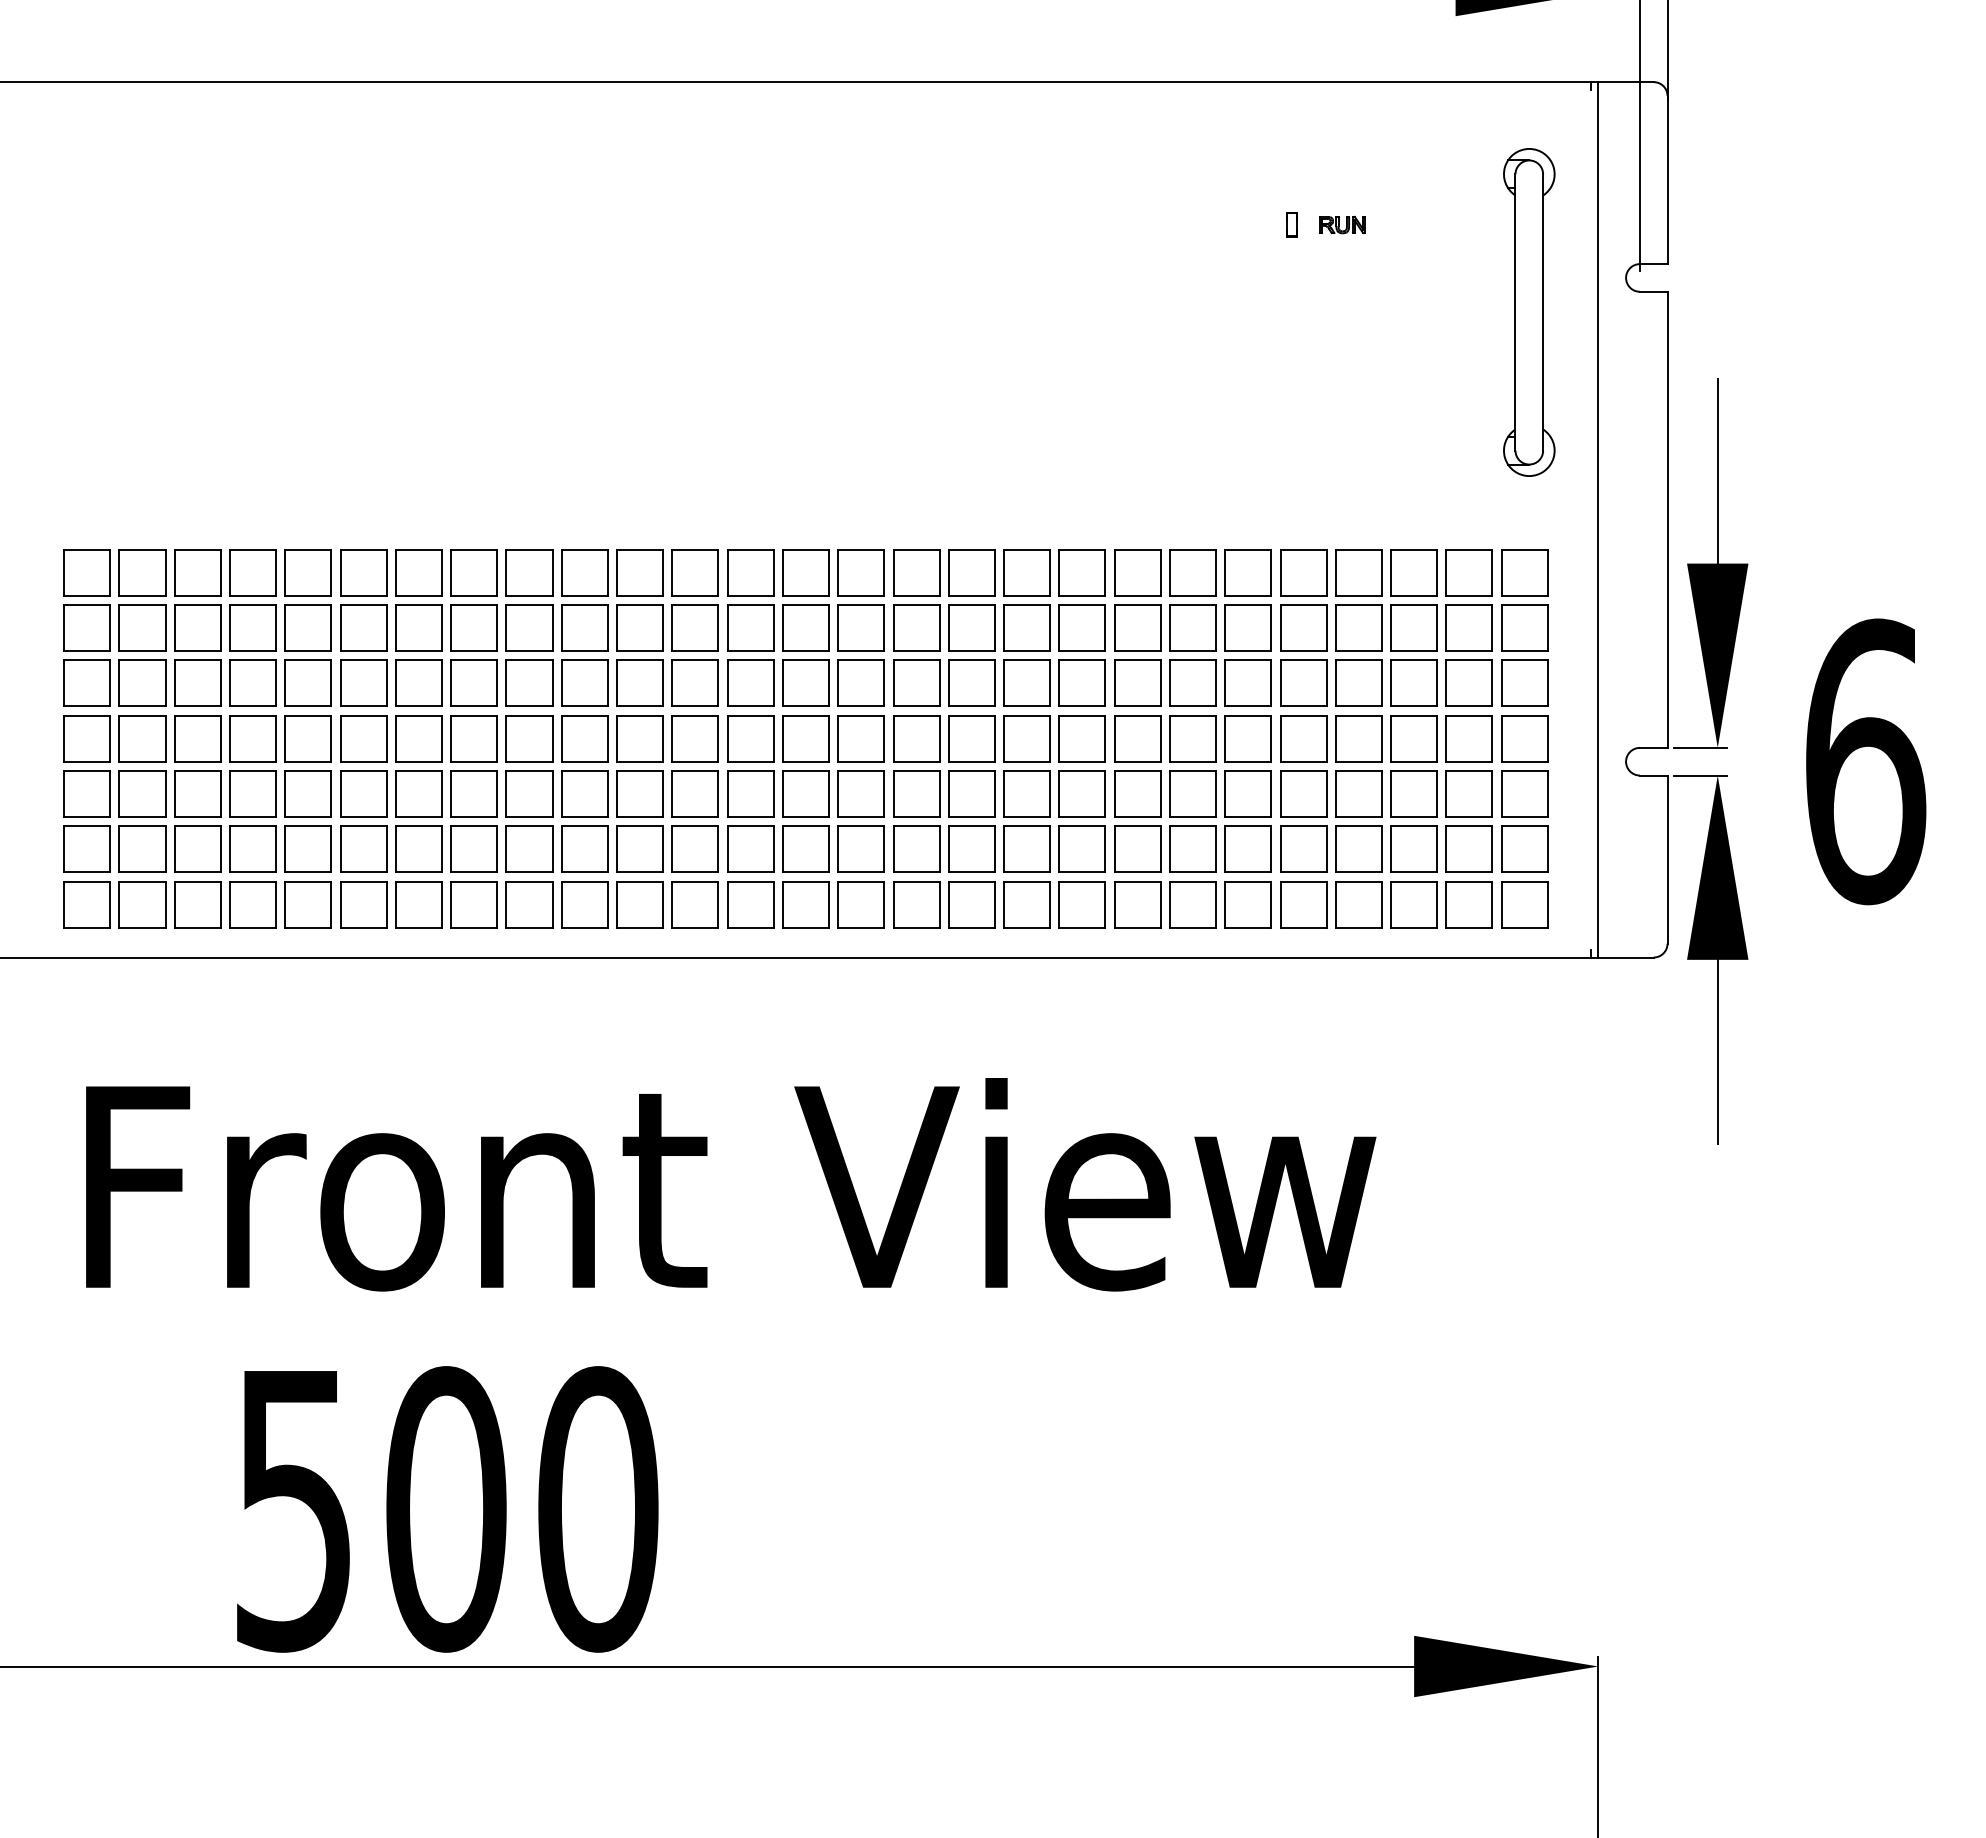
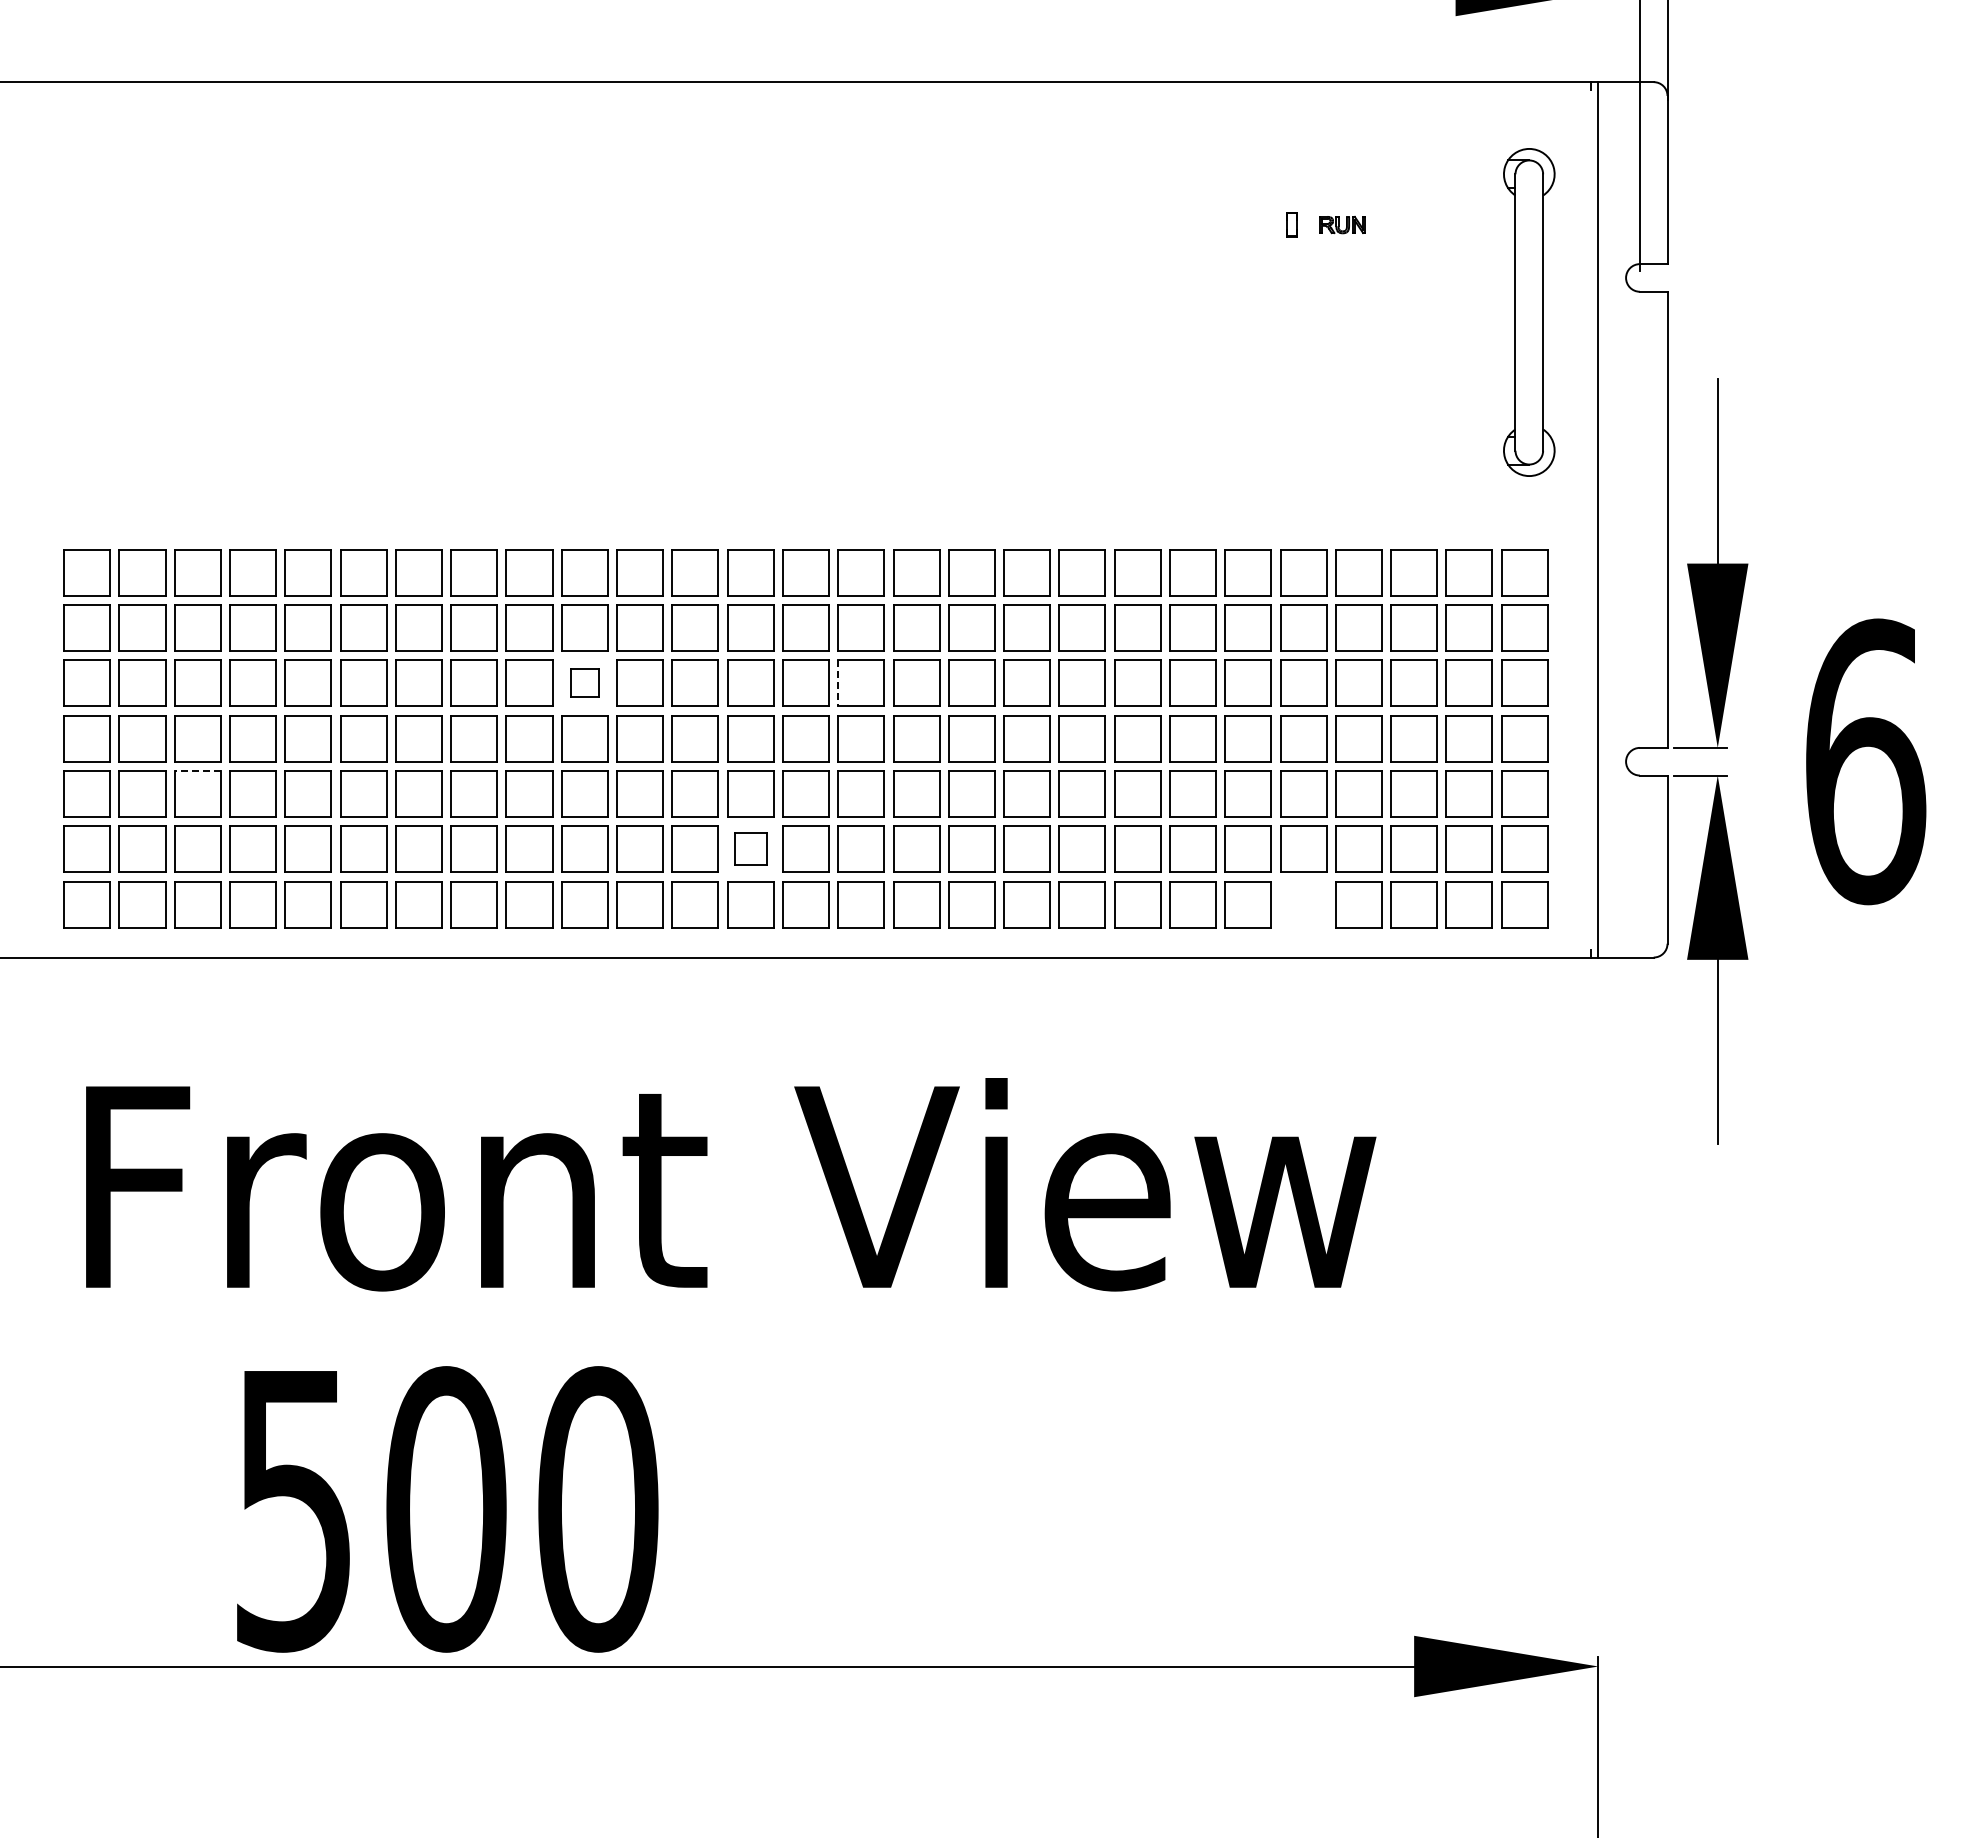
part size: 48x48 px -> 30x30 px (584, 682)
line: solid -> dashed (838, 683)
line: solid -> dashed (197, 770)
part size: 48x48 px -> 34x34 px (750, 848)
part: present -> none (1303, 904)
